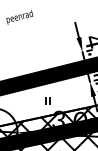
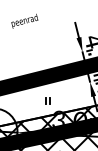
text position: (19, 16) -> (24, 20) (24, 20)
